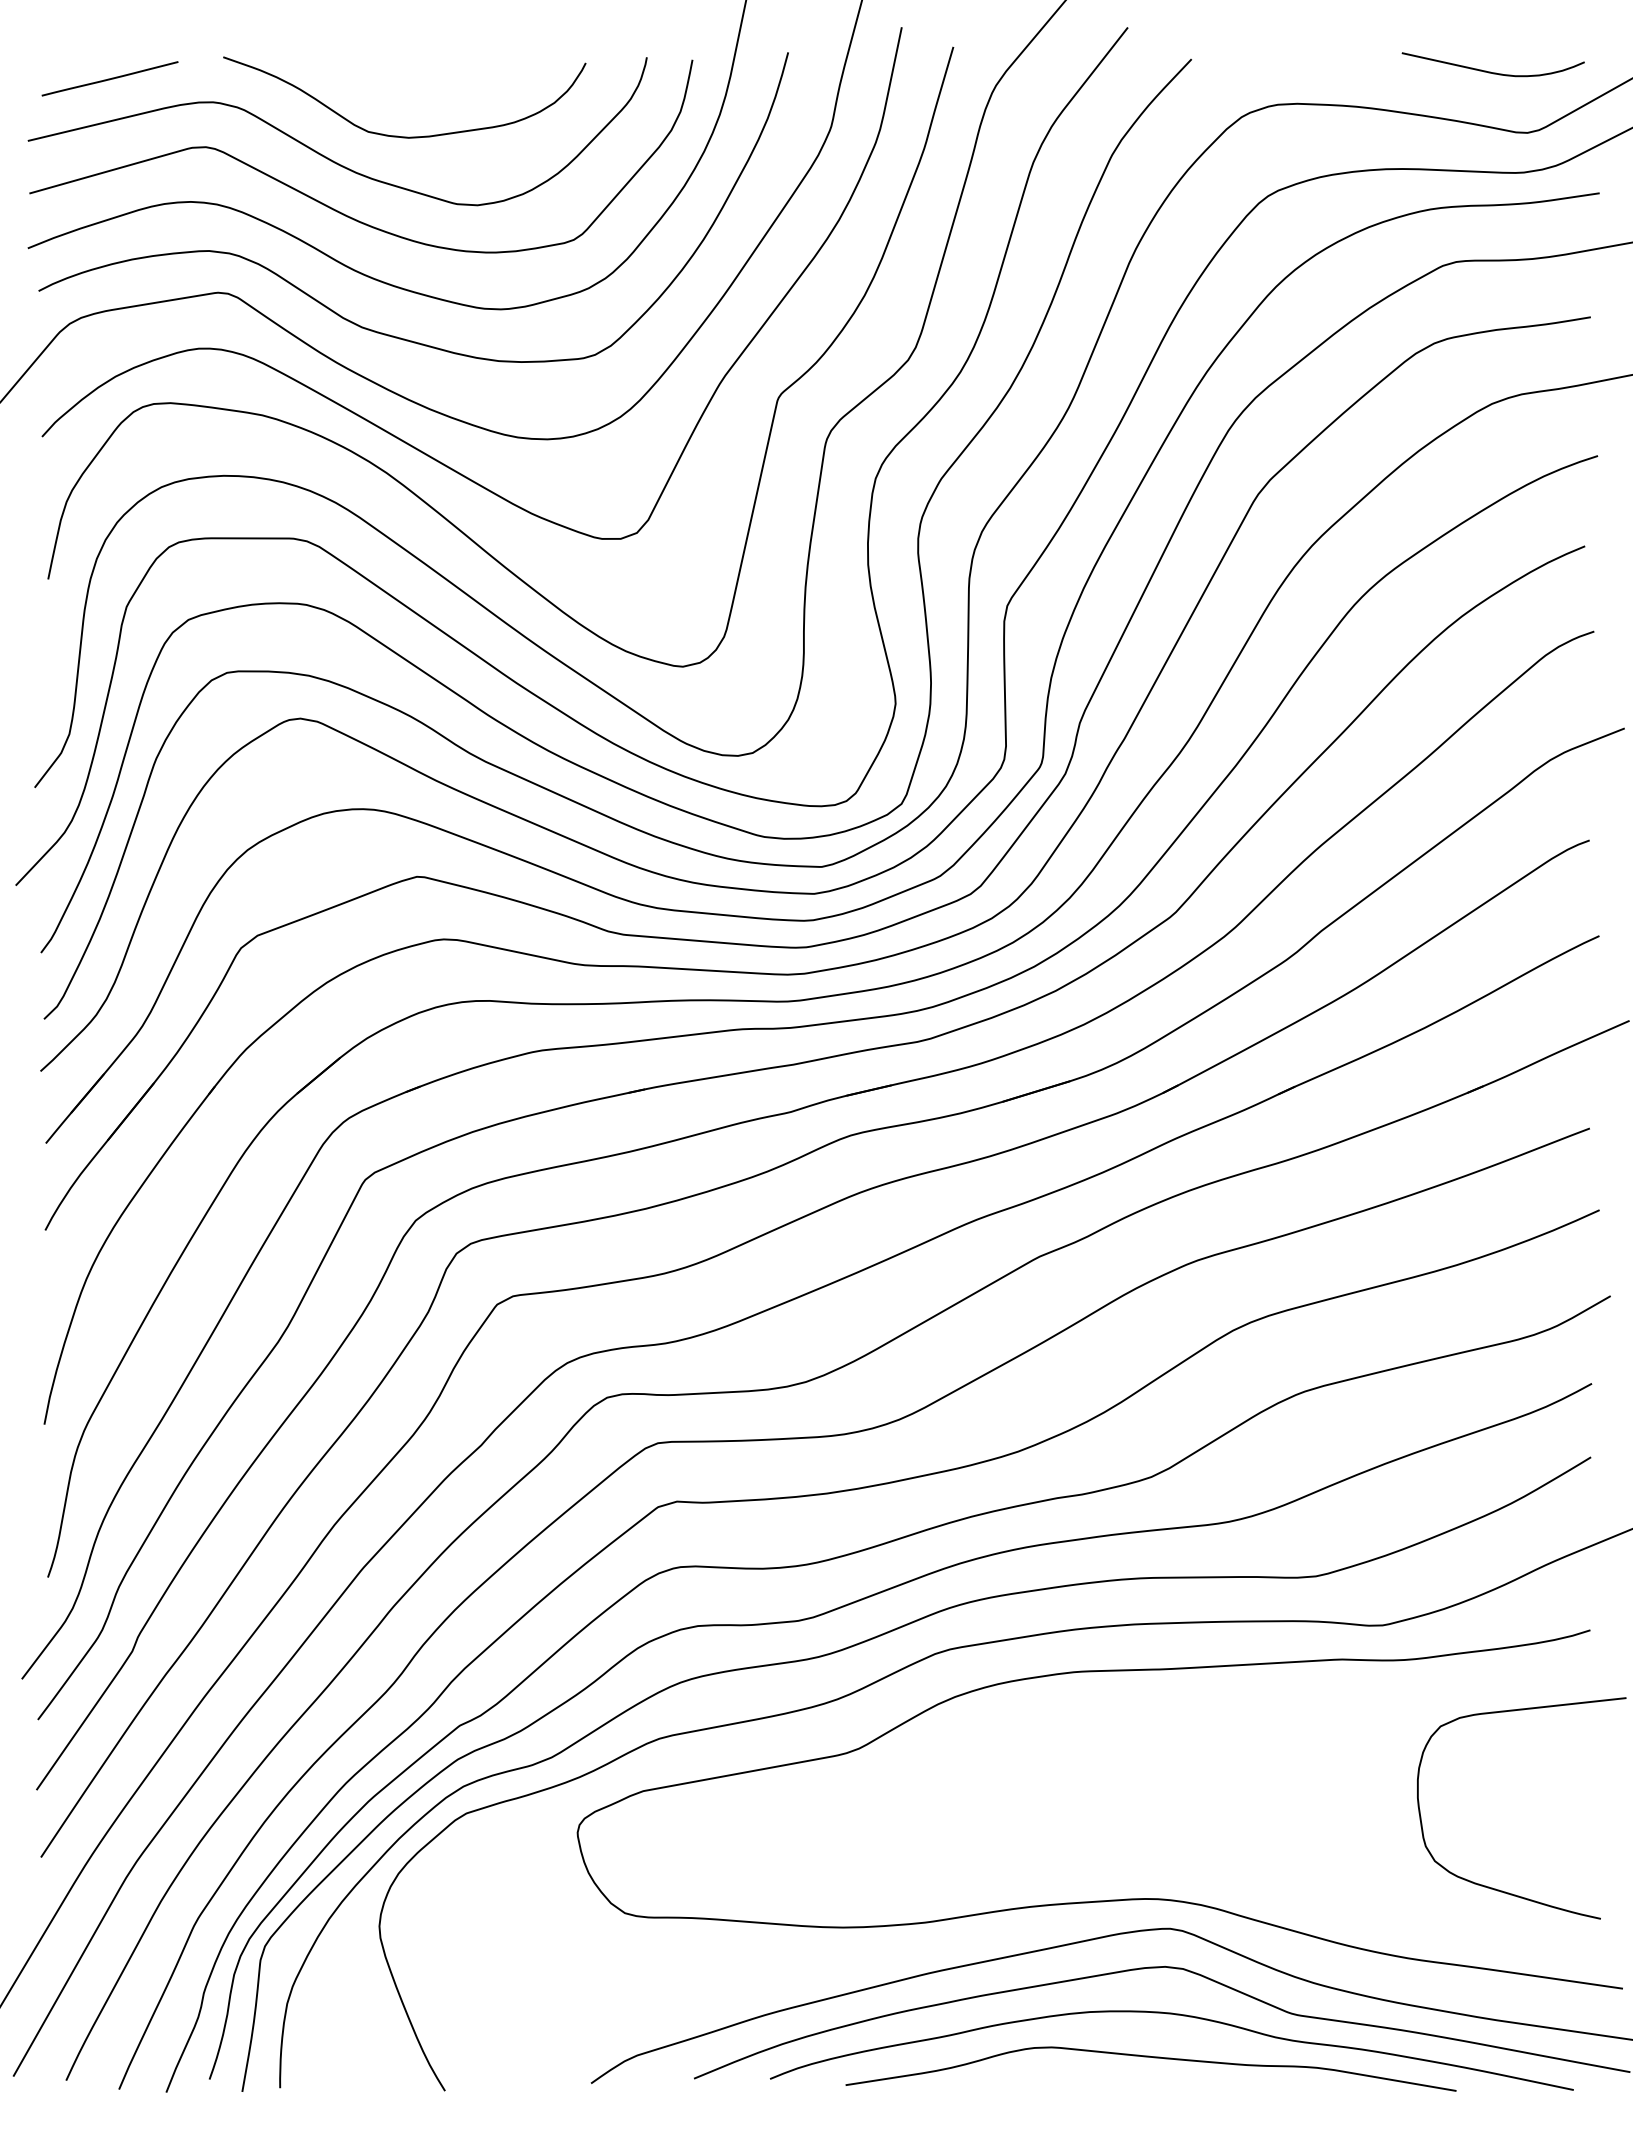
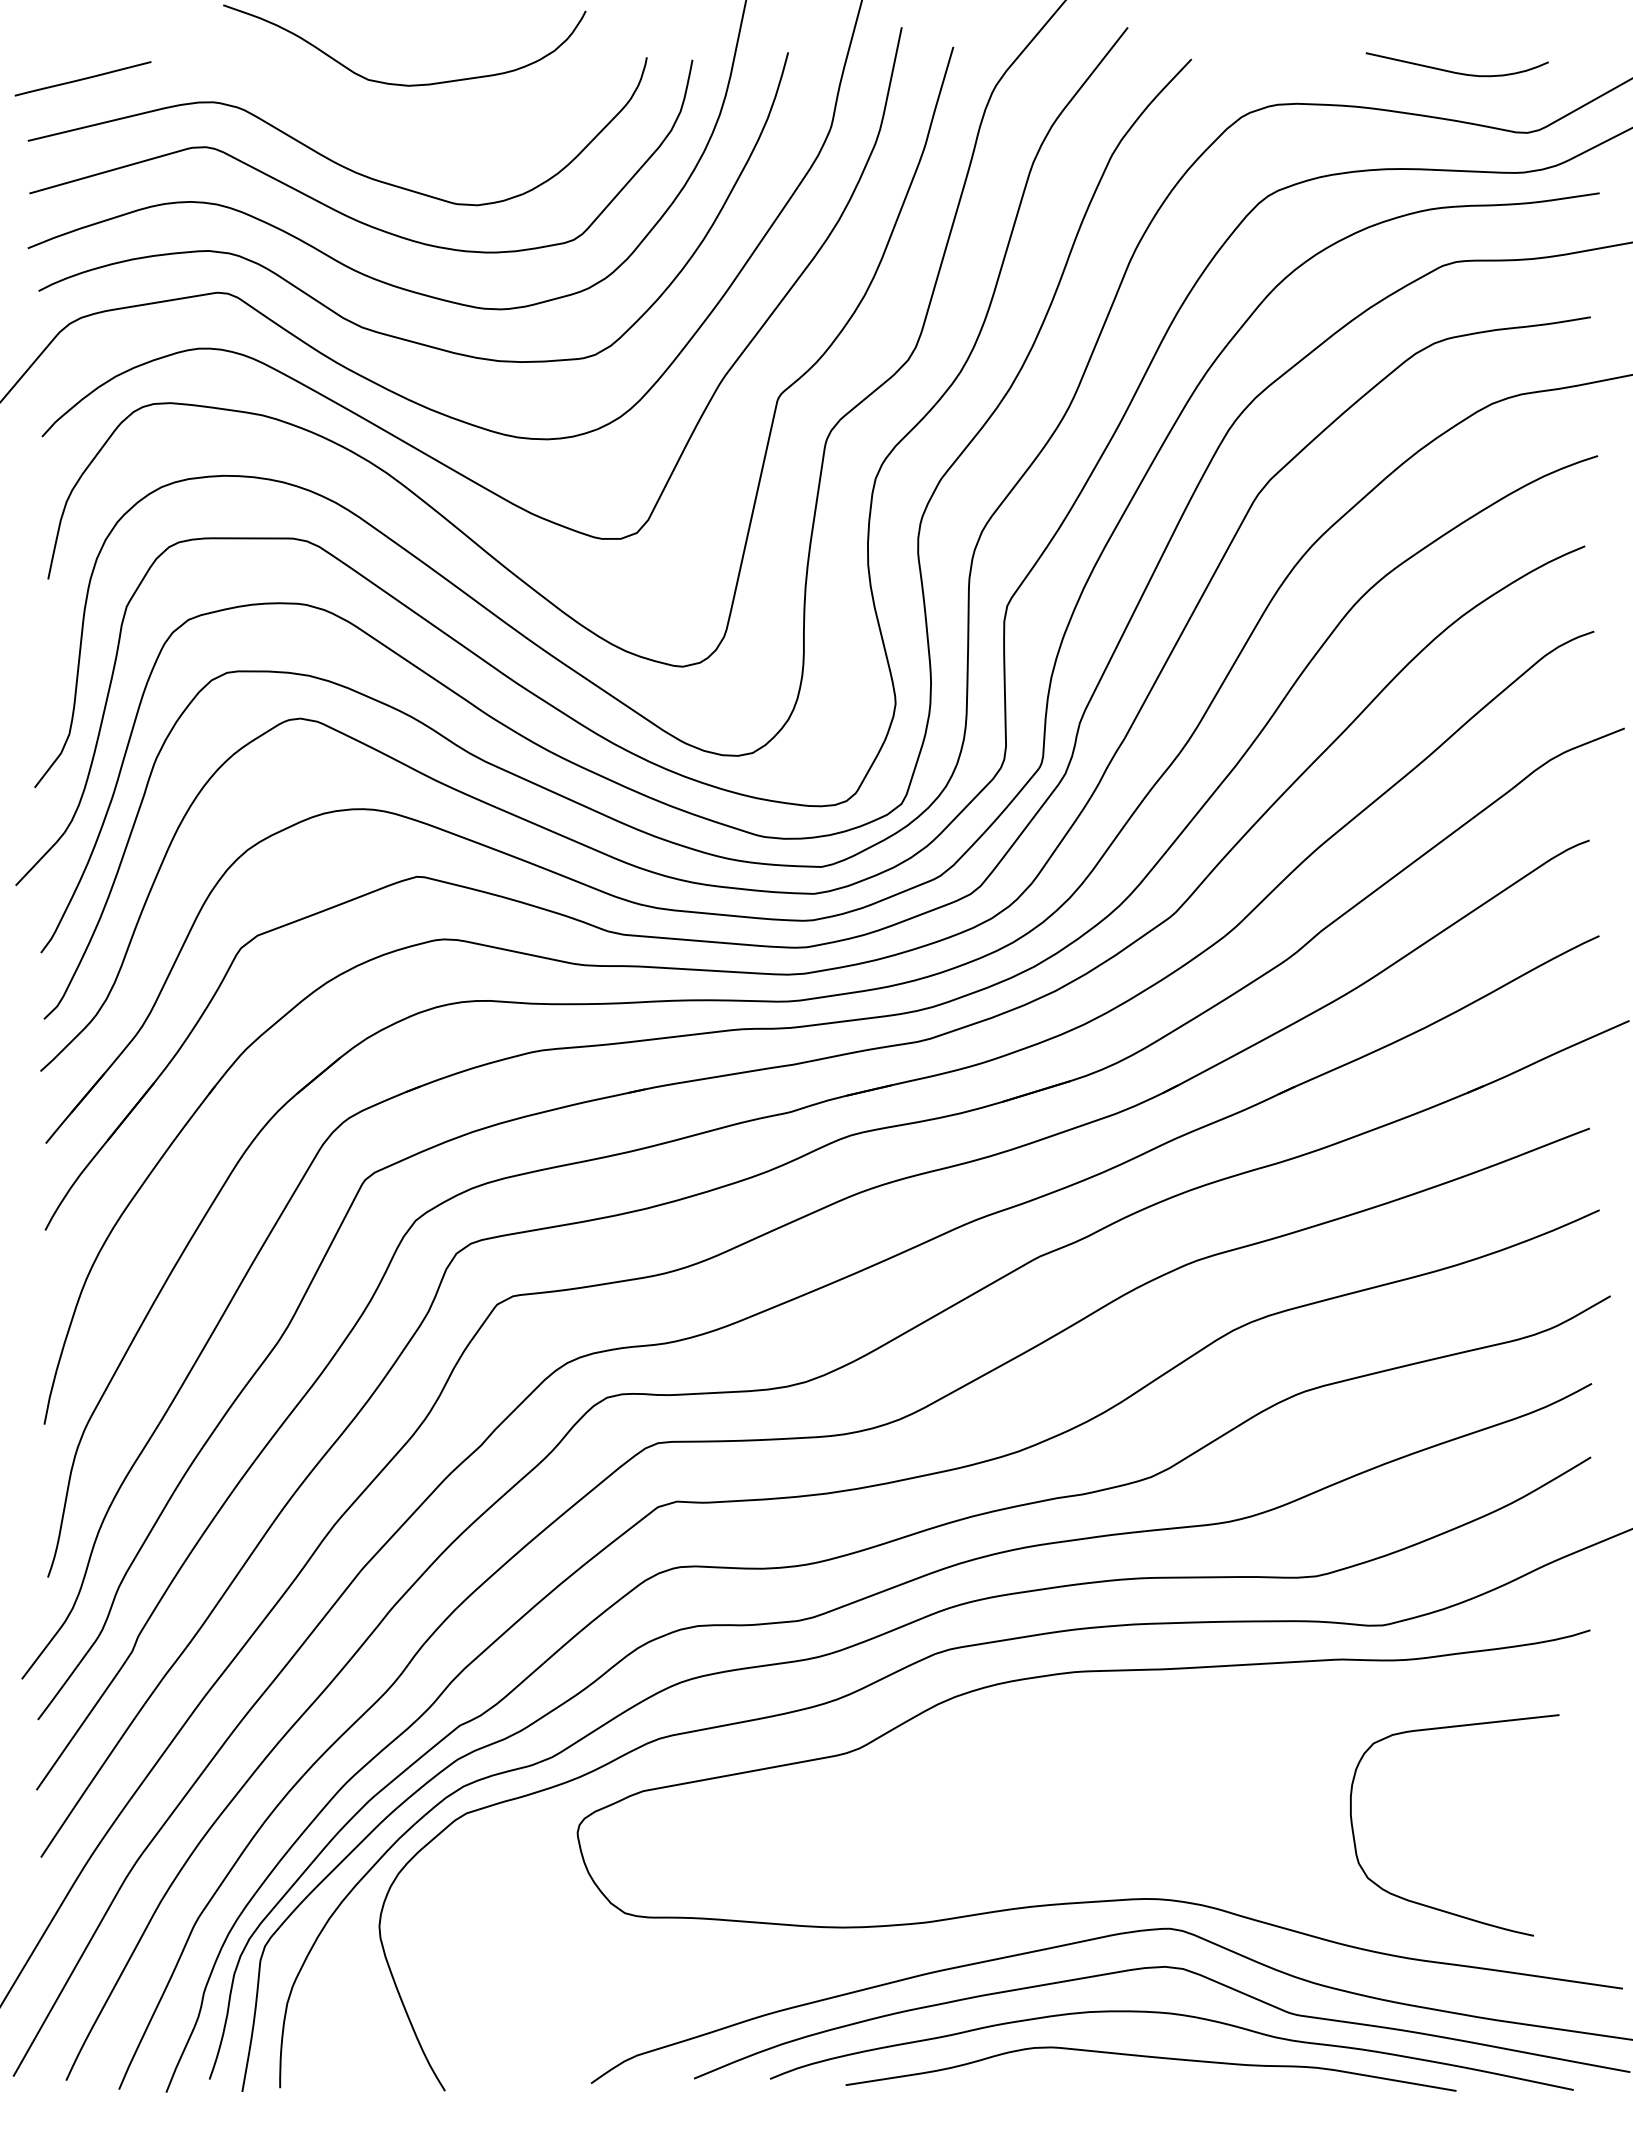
curve position: (1490, 71) -> (1454, 71) (1454, 71)
line position: (109, 78) -> (82, 78) (82, 78)
curve position: (397, 135) -> (397, 83) (397, 83)
curve position: (1499, 1889) -> (1432, 1906) (1432, 1906)
